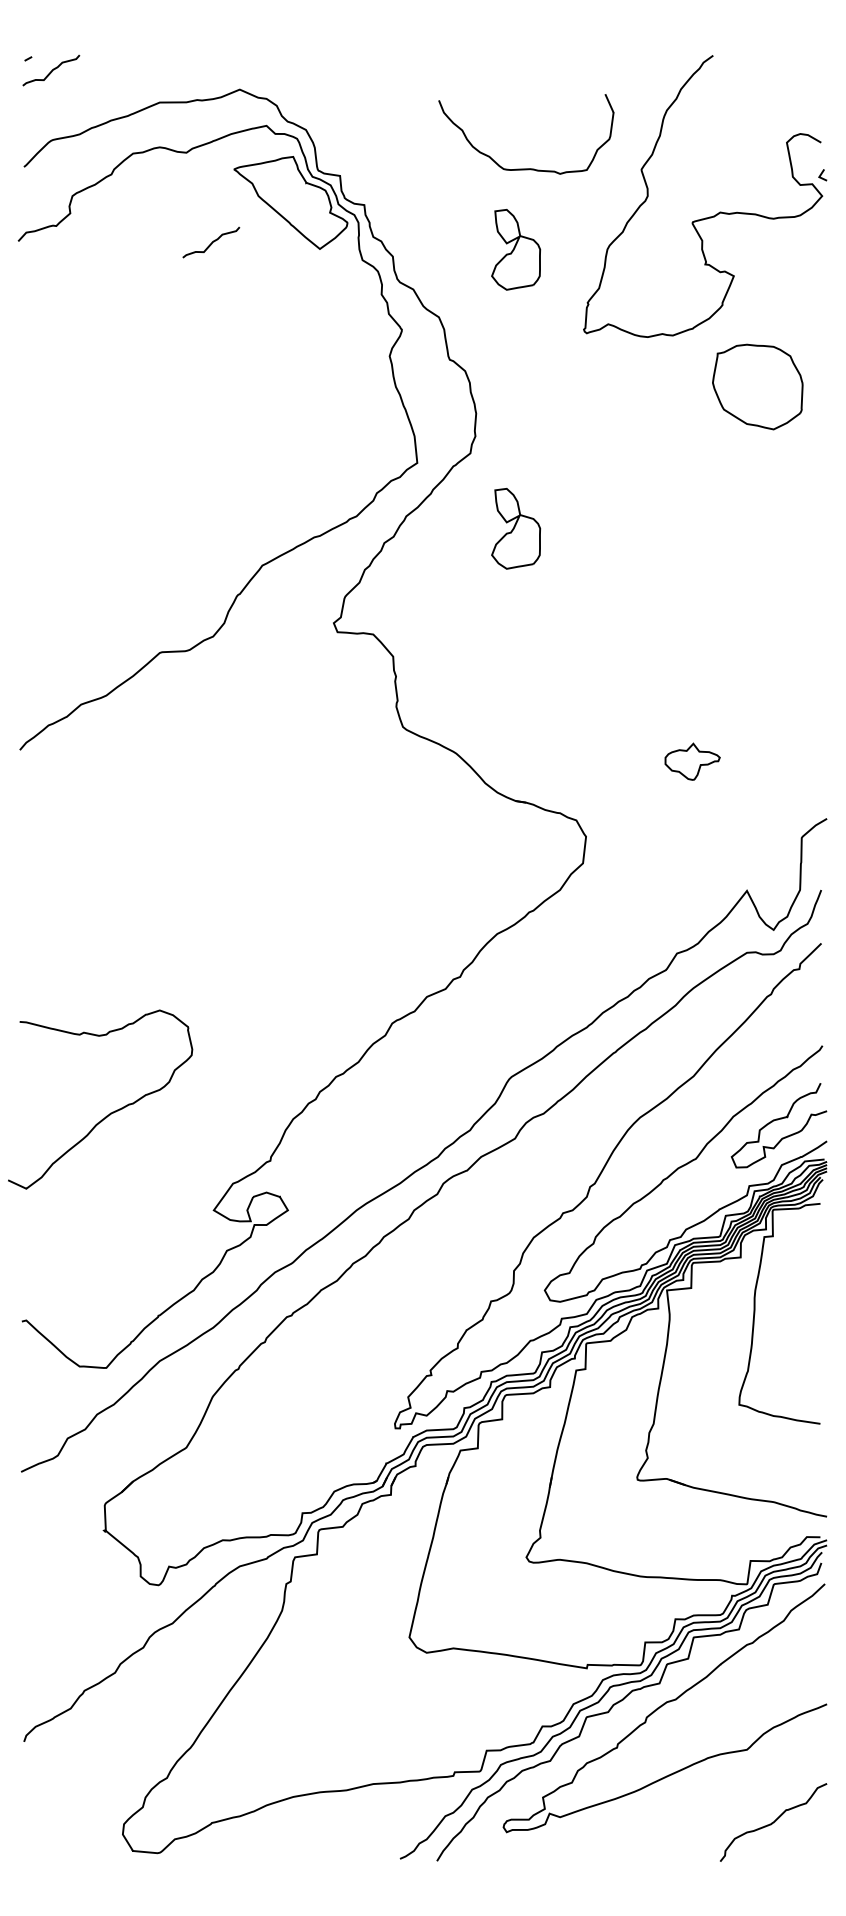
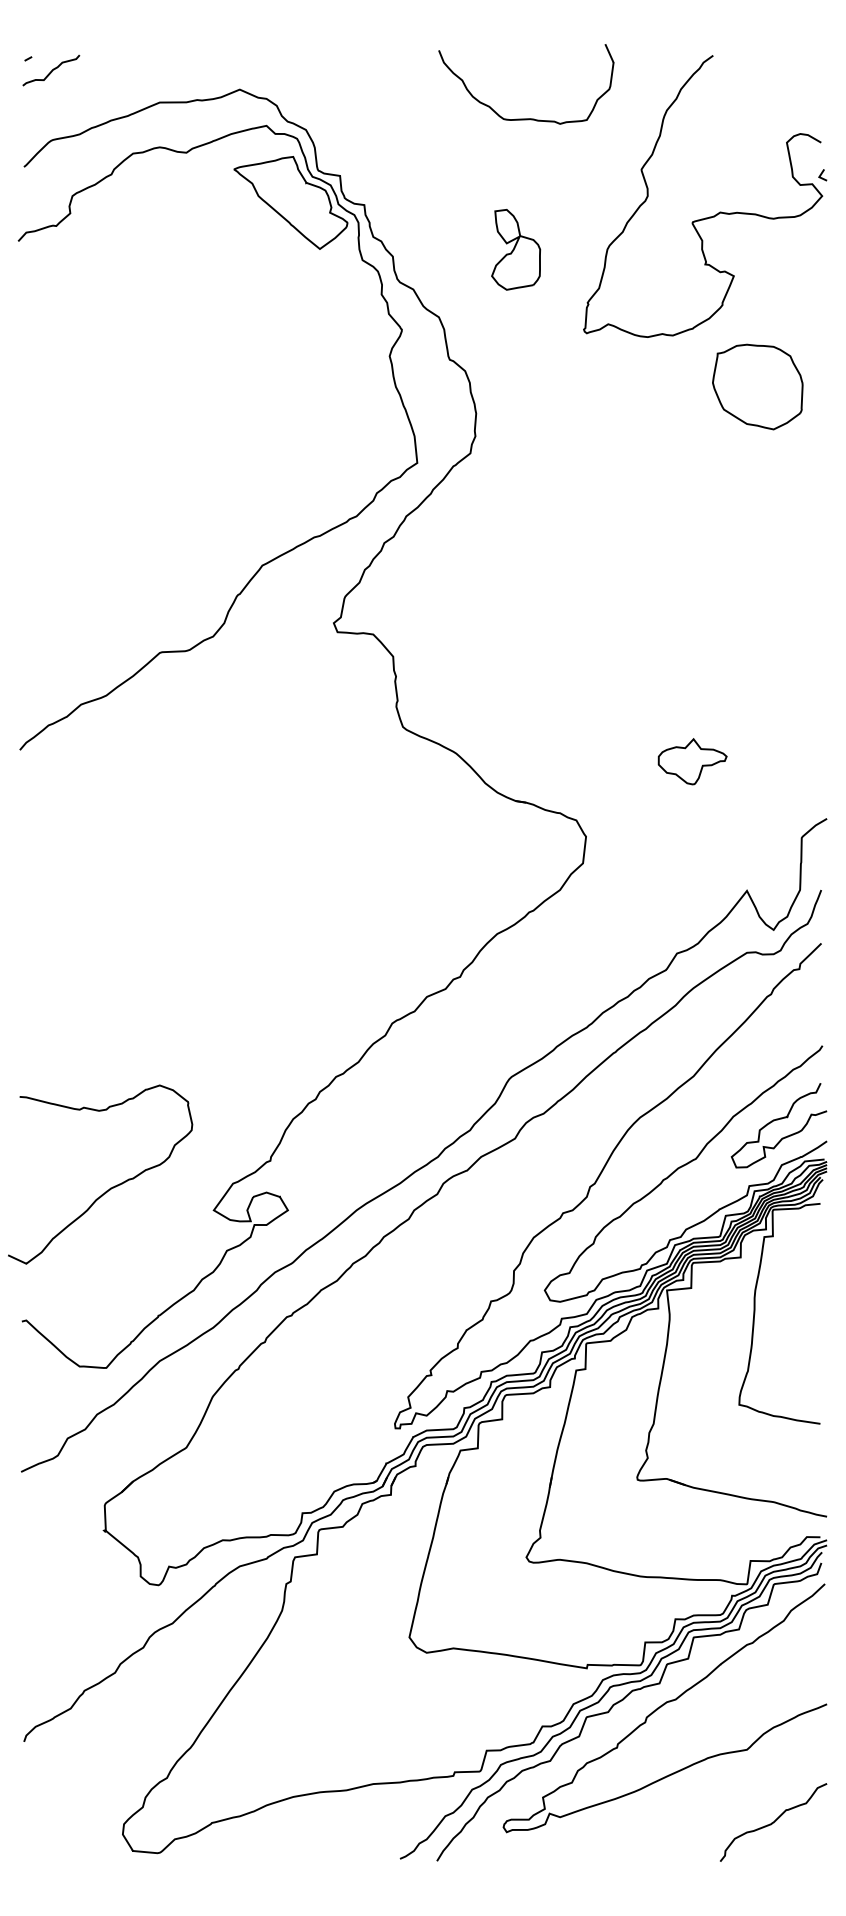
curve position: (526, 168) -> (526, 118) (526, 118)
curve: present -> none (211, 242)
part: present -> none (516, 528)
part size: 57x39 px -> 71x48 px (692, 761)
curve position: (110, 1112) -> (110, 1187) (110, 1187)
